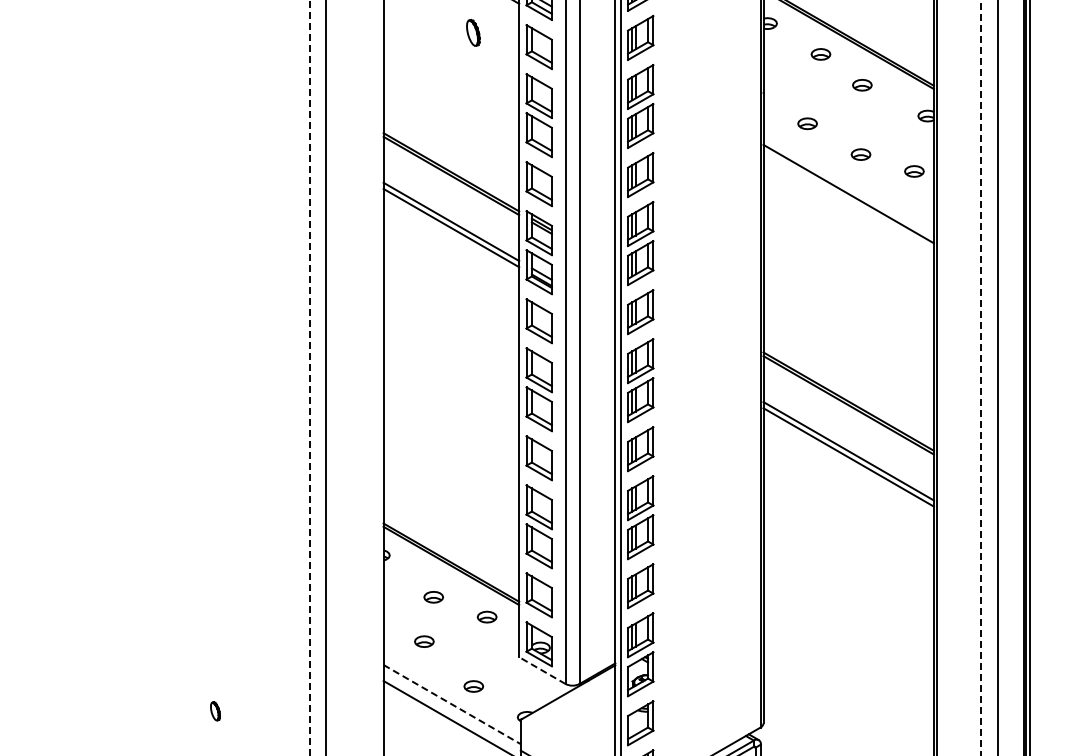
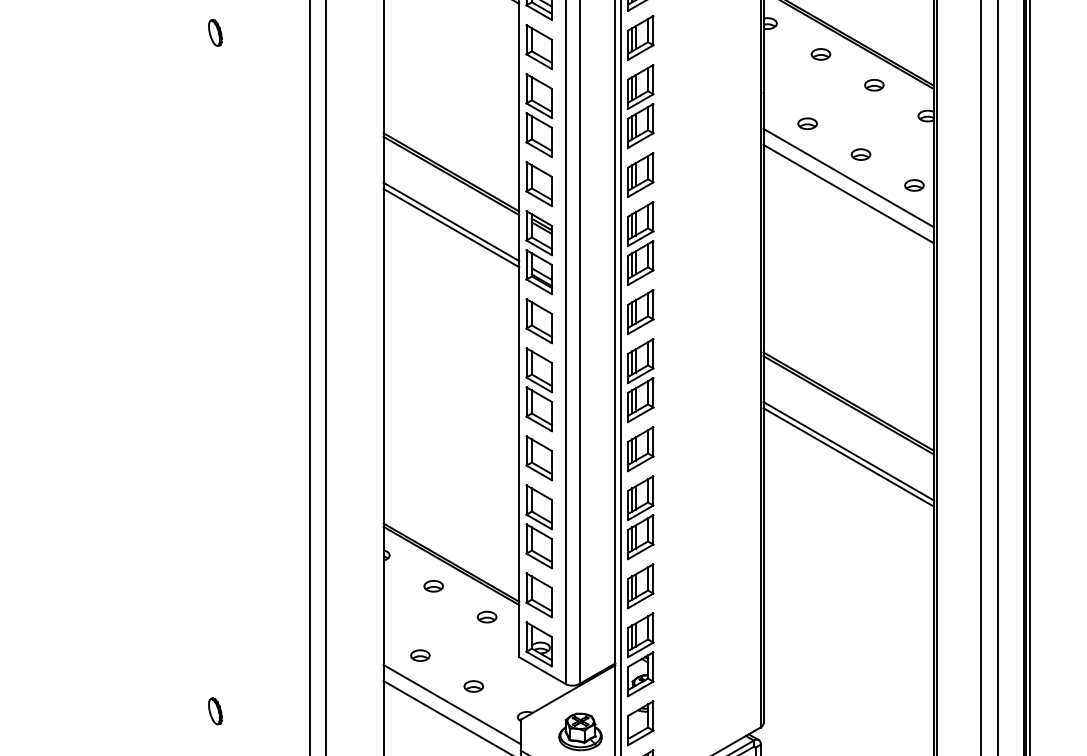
part position: (473, 32) -> (215, 32) (215, 32)
part position: (862, 85) -> (874, 85) (874, 85)
part position: (914, 171) -> (914, 185) (914, 185)
line: none -> present (848, 177)
line: dashed -> solid (310, 377)
line: dashed -> solid (980, 378)
part position: (433, 597) -> (433, 586) (433, 586)
part position: (424, 641) -> (420, 655) (420, 655)
line: dashed -> solid (542, 670)
line: dashed -> solid (452, 704)
part size: 11x21 px -> 15x29 px (215, 711)
part: none -> present (580, 731)
